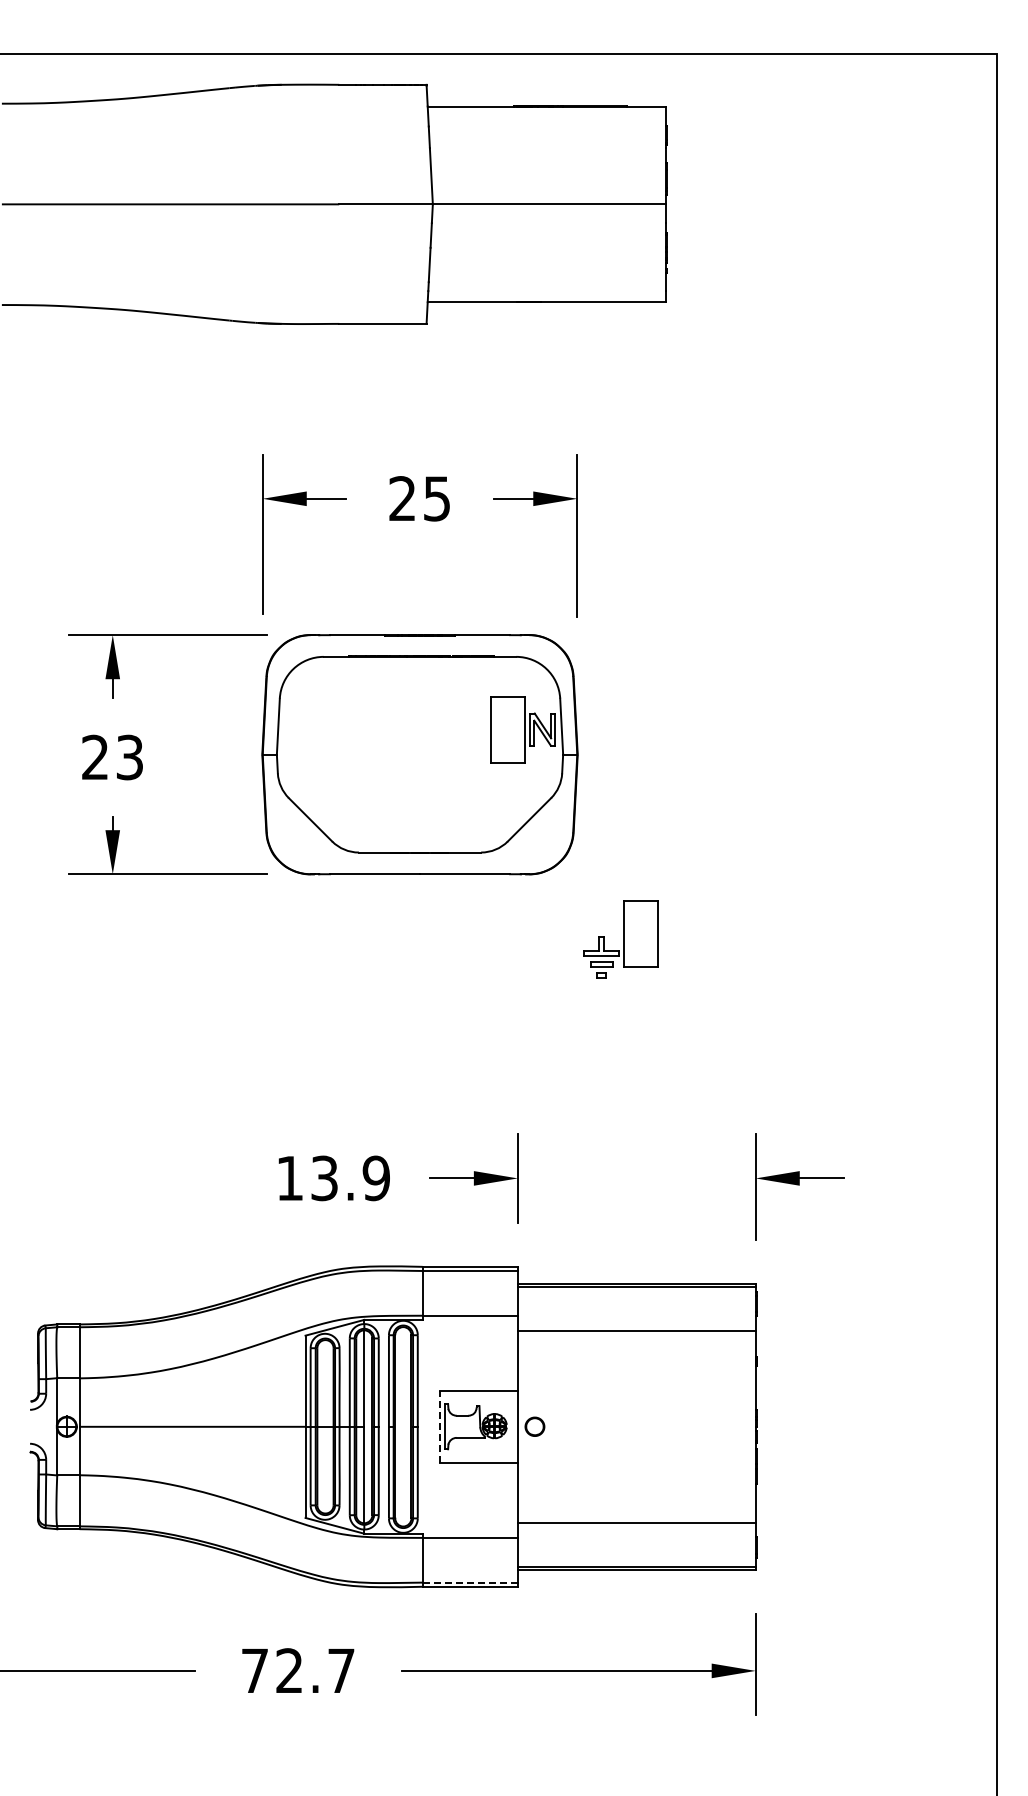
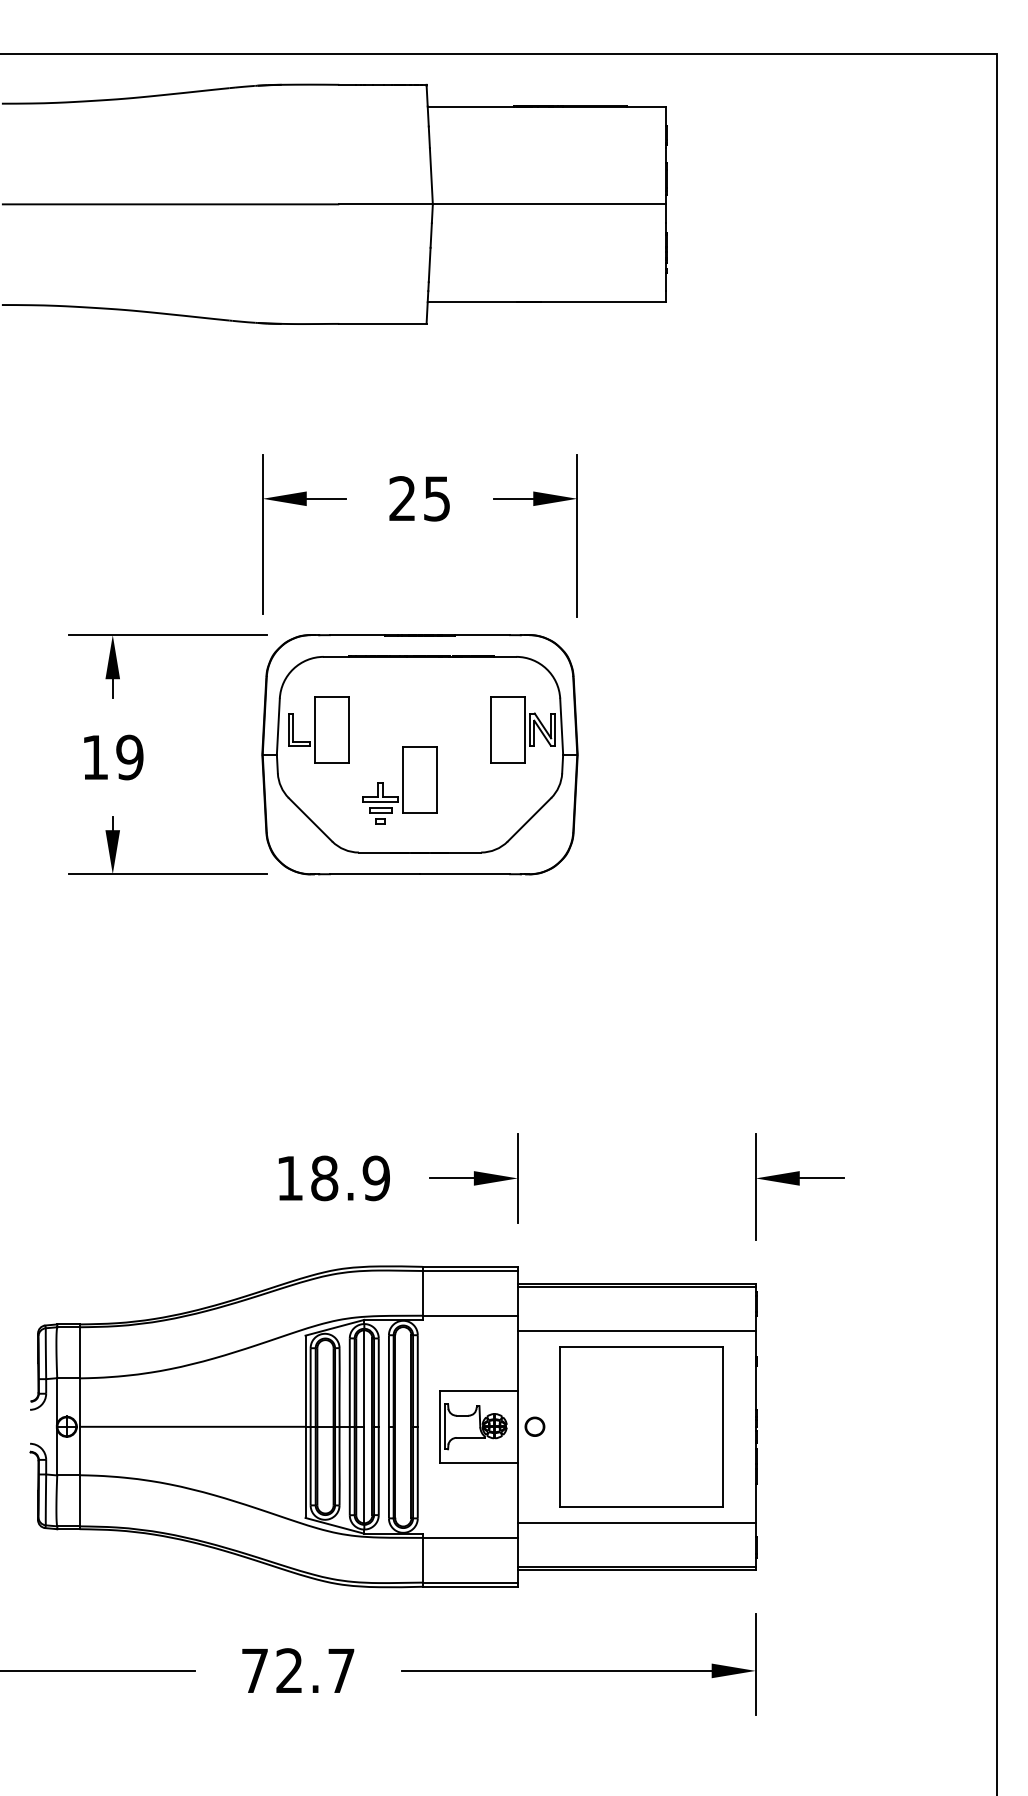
part: none -> present (318, 729)
text: 23 -> 19 (112, 757)
part position: (620, 939) -> (399, 785) (399, 785)
text: 13.9 -> 18.9 (324, 1178)
line: dashed -> solid (440, 1426)
part: none -> present (641, 1426)
line: dashed -> solid (470, 1582)
